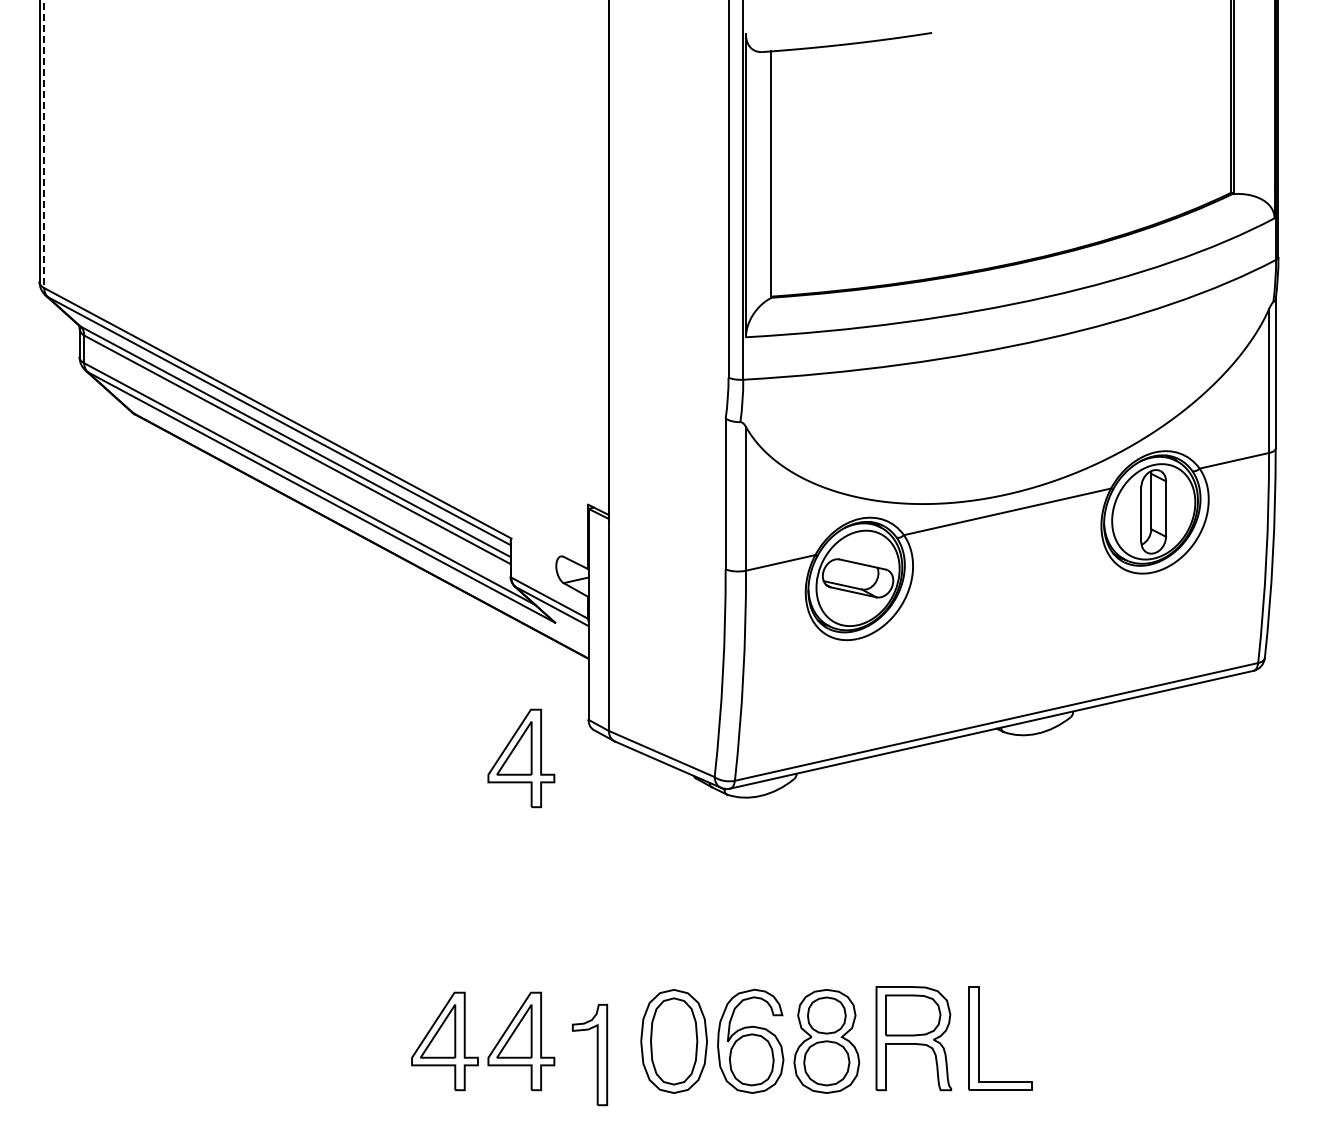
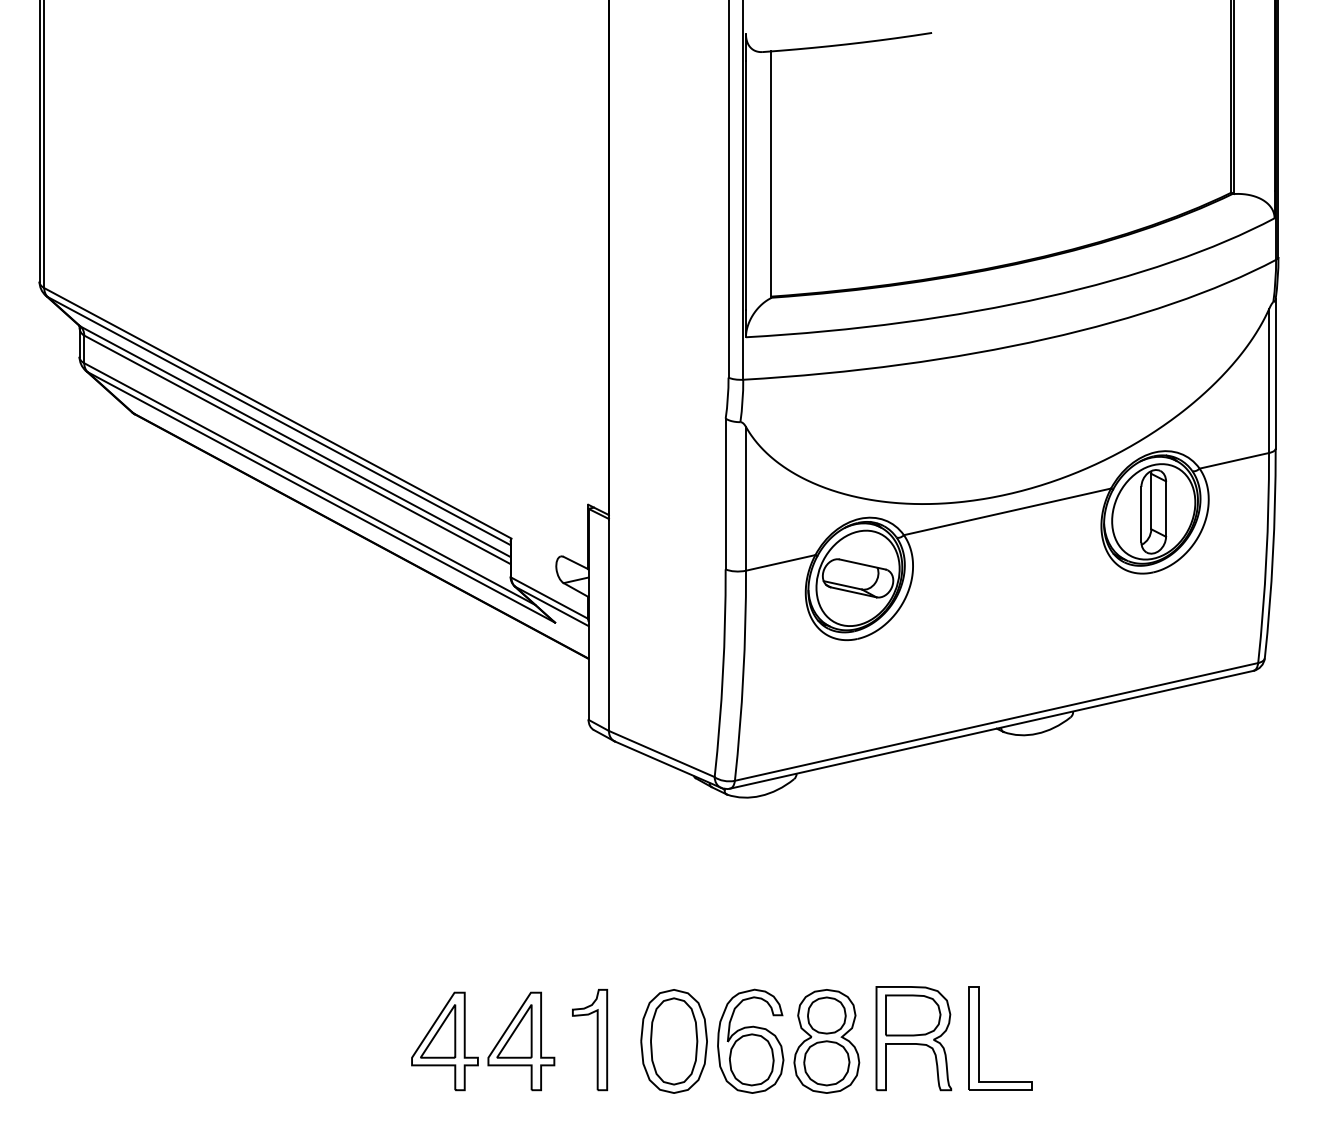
line: dashed -> solid (44, 144)
part: present -> none (521, 758)
part position: (590, 1055) -> (590, 1040) (590, 1040)
